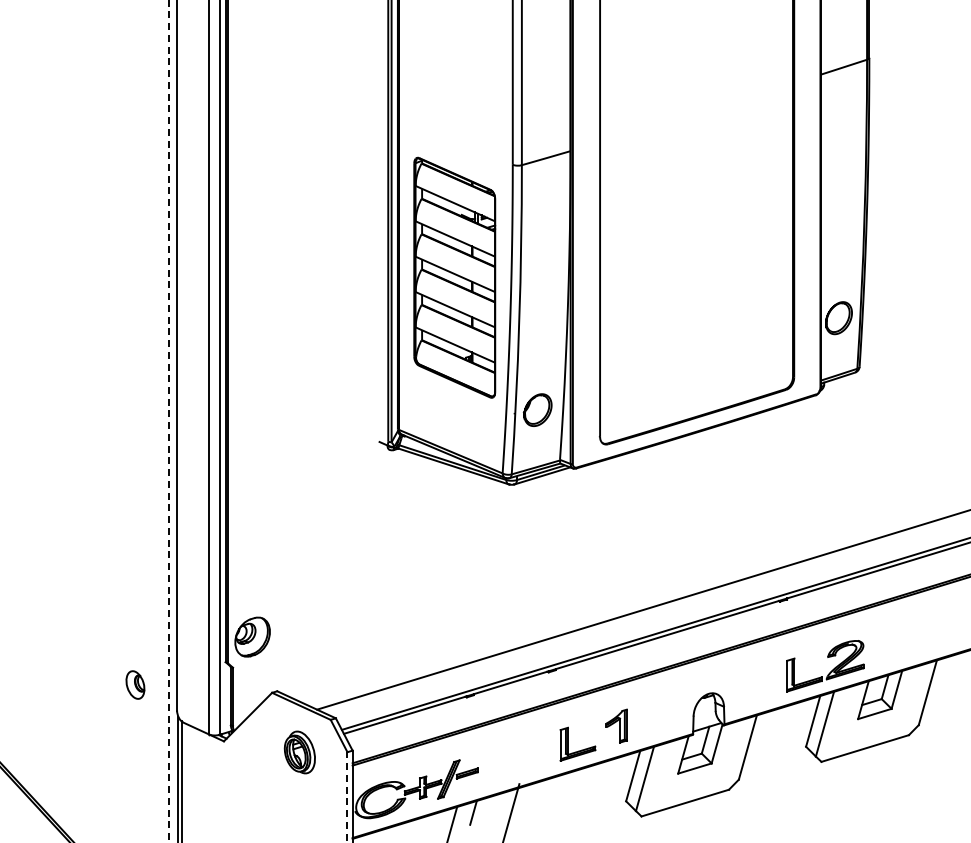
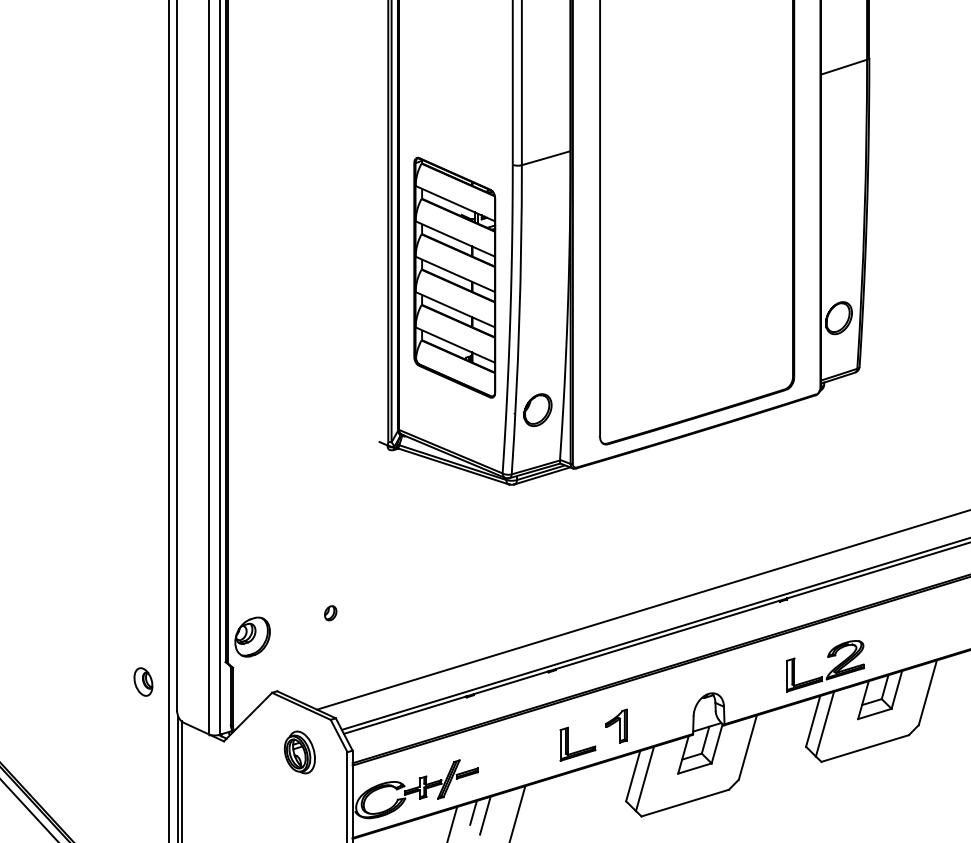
line: dashed -> solid (169, 421)
part: none -> present (330, 613)
part position: (135, 684) -> (143, 681) (143, 681)
line: dashed -> solid (347, 797)
line: none -> present (29, 810)
line position: (511, 811) -> (517, 812) (517, 812)
line: none -> present (485, 815)
